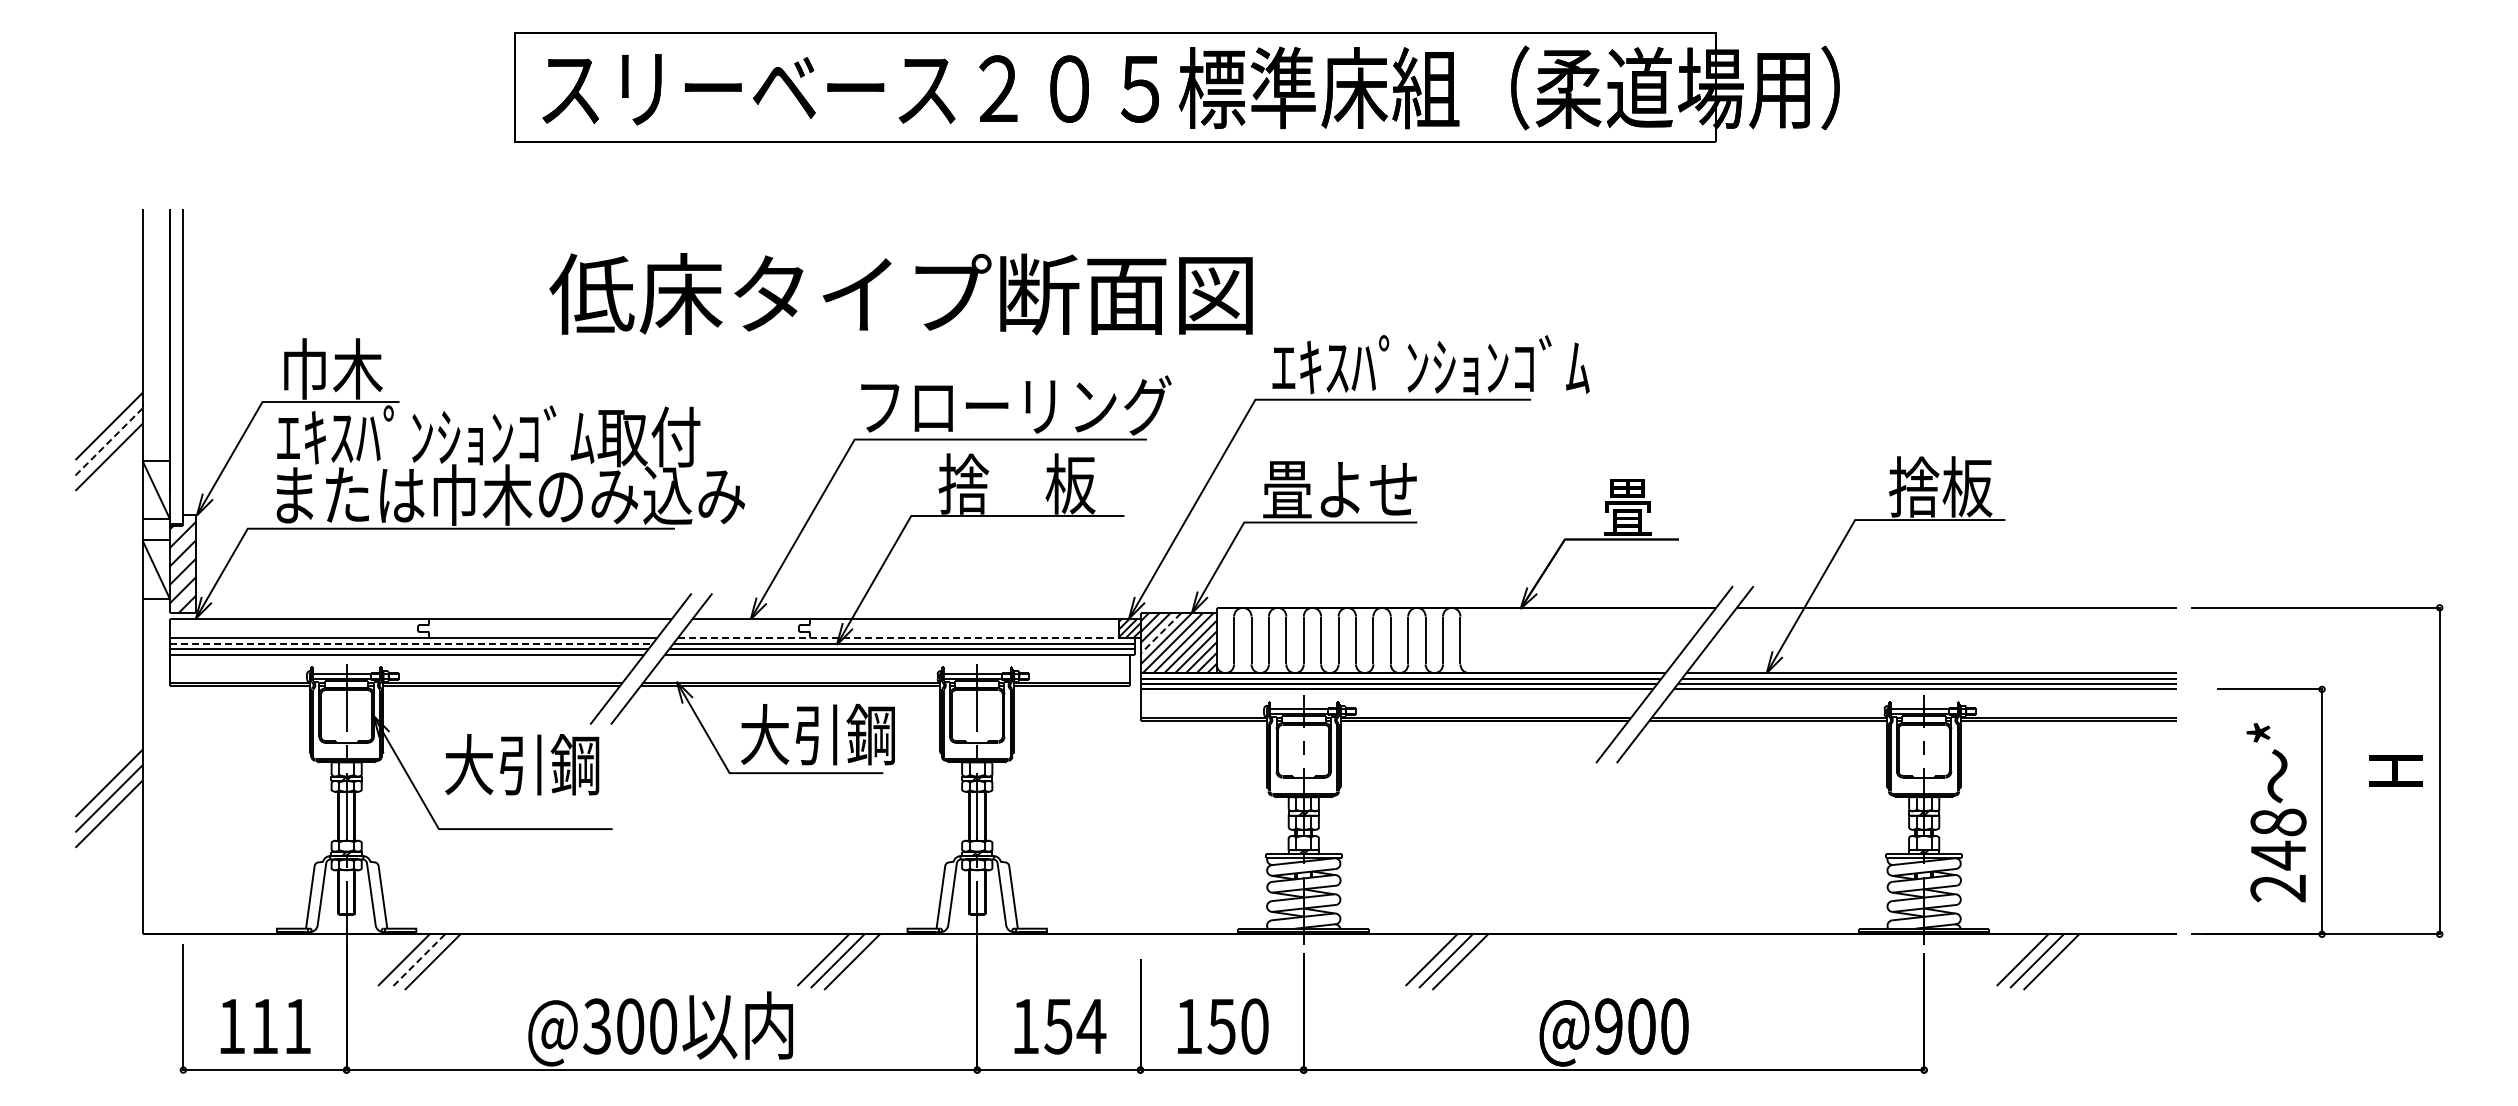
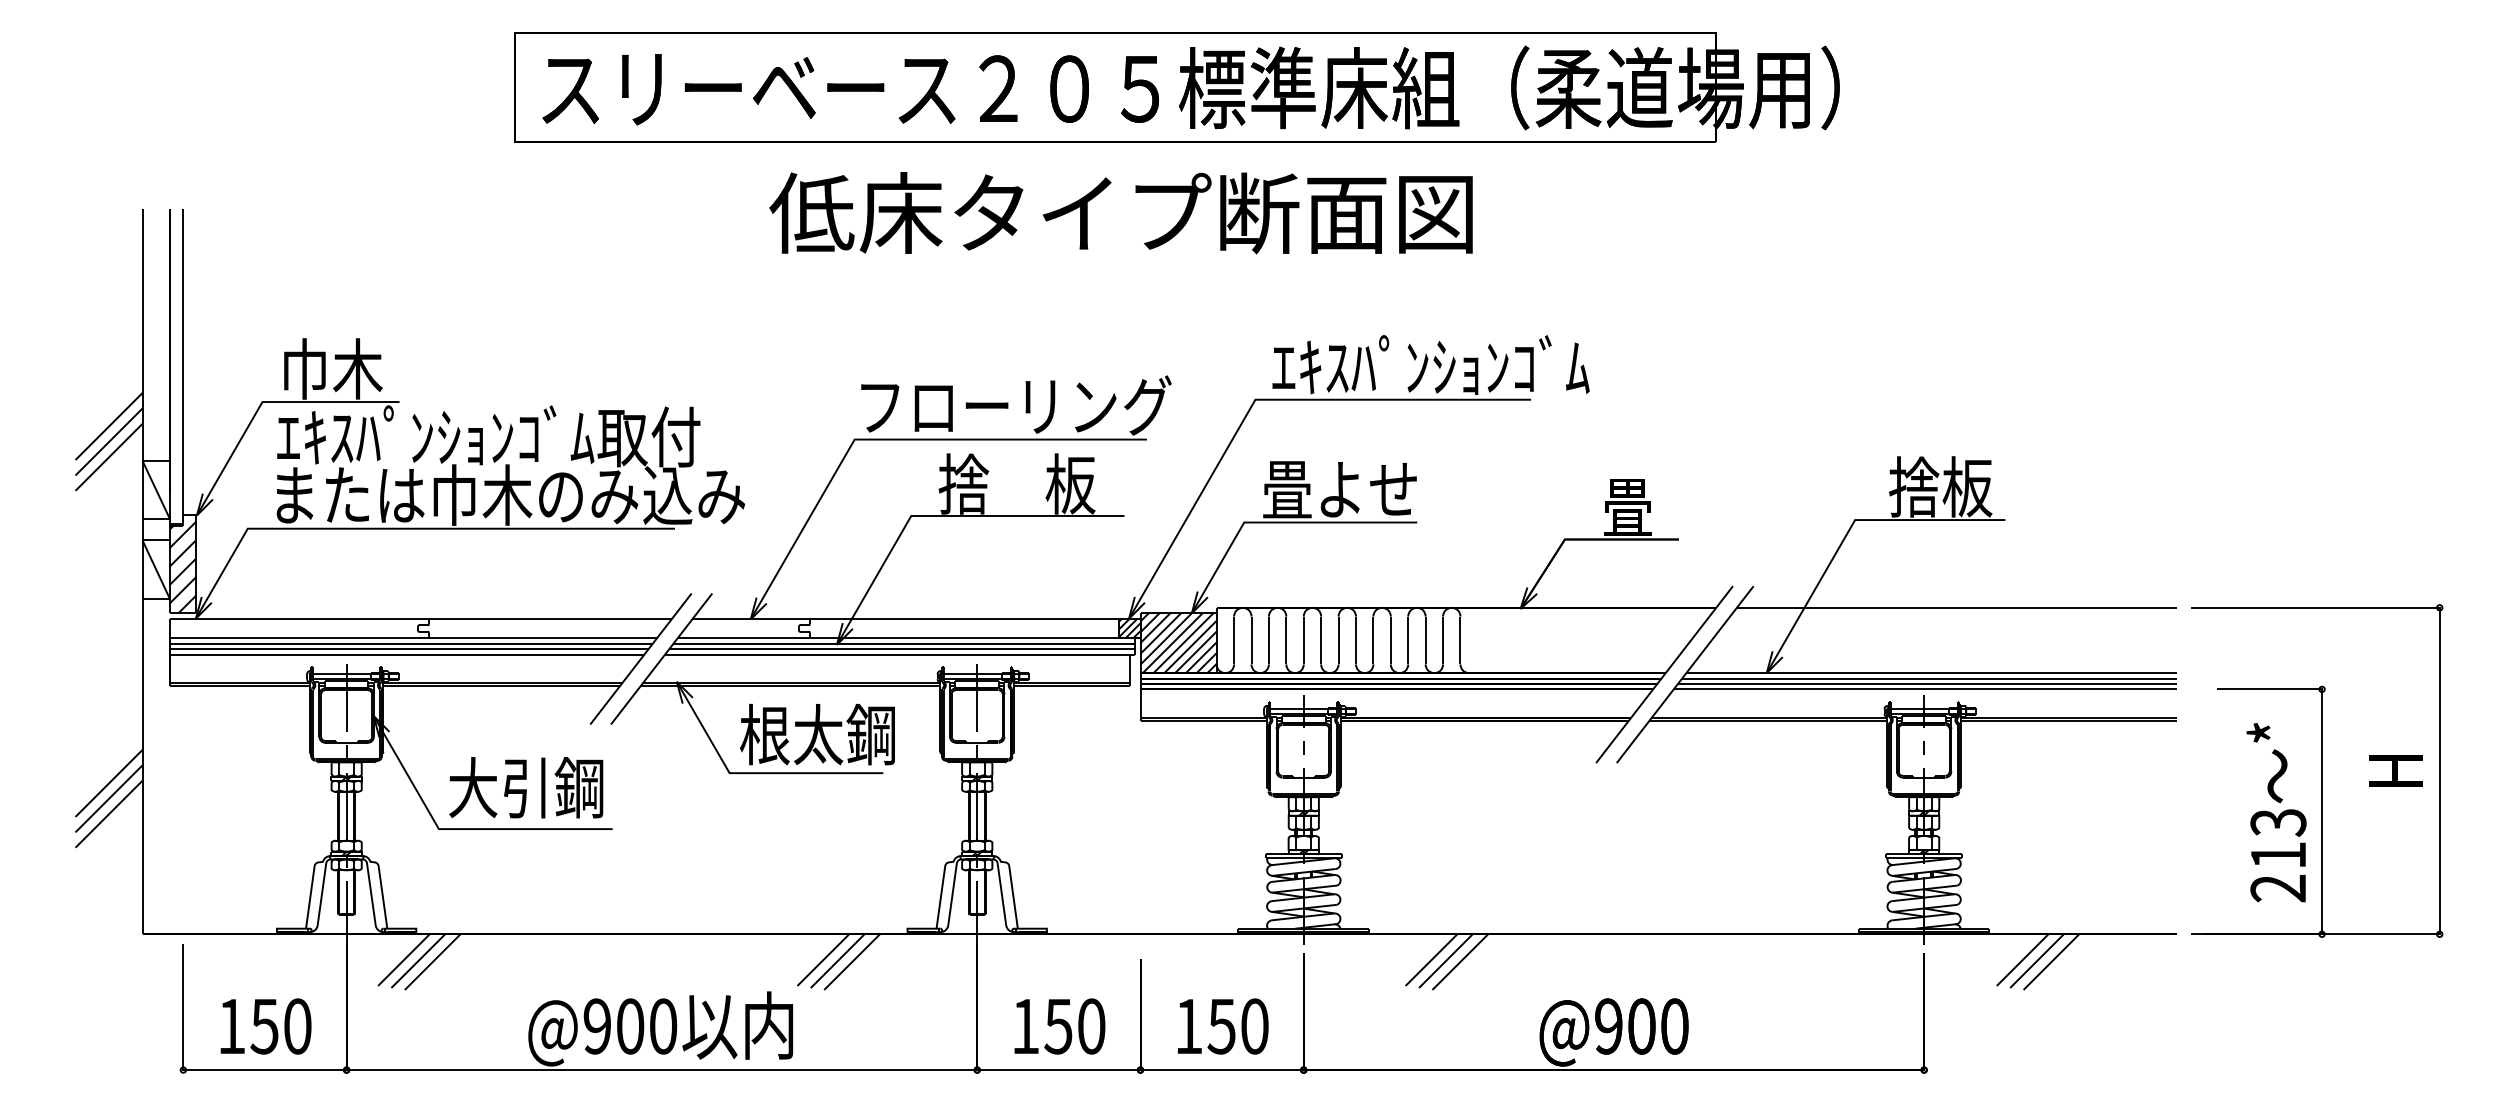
text position: (900, 294) -> (1120, 213) (1120, 213)
line: dashed -> solid (109, 441)
line: dashed -> solid (1160, 633)
line: dashed -> solid (909, 638)
line: dashed -> solid (411, 643)
text: 大引鋼 -> 根太鋼 (791, 734)
text position: (522, 764) -> (526, 787) (526, 787)
text: 248 -> 213 (2278, 839)
line: dashed -> solid (418, 961)
text: 111 -> 150 (280, 1026)
text: @300 -> @900 (596, 1026)
text: 154 -> 150 (1091, 1026)
